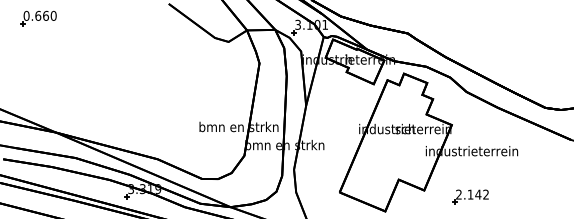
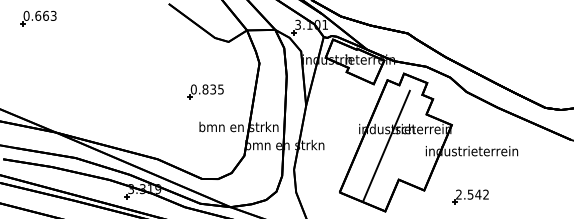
text: 0.660 -> 0.663 (53, 15)
part: none -> present (205, 91)
line: none -> present (386, 145)
text: 2.142 -> 2.542 (470, 194)
